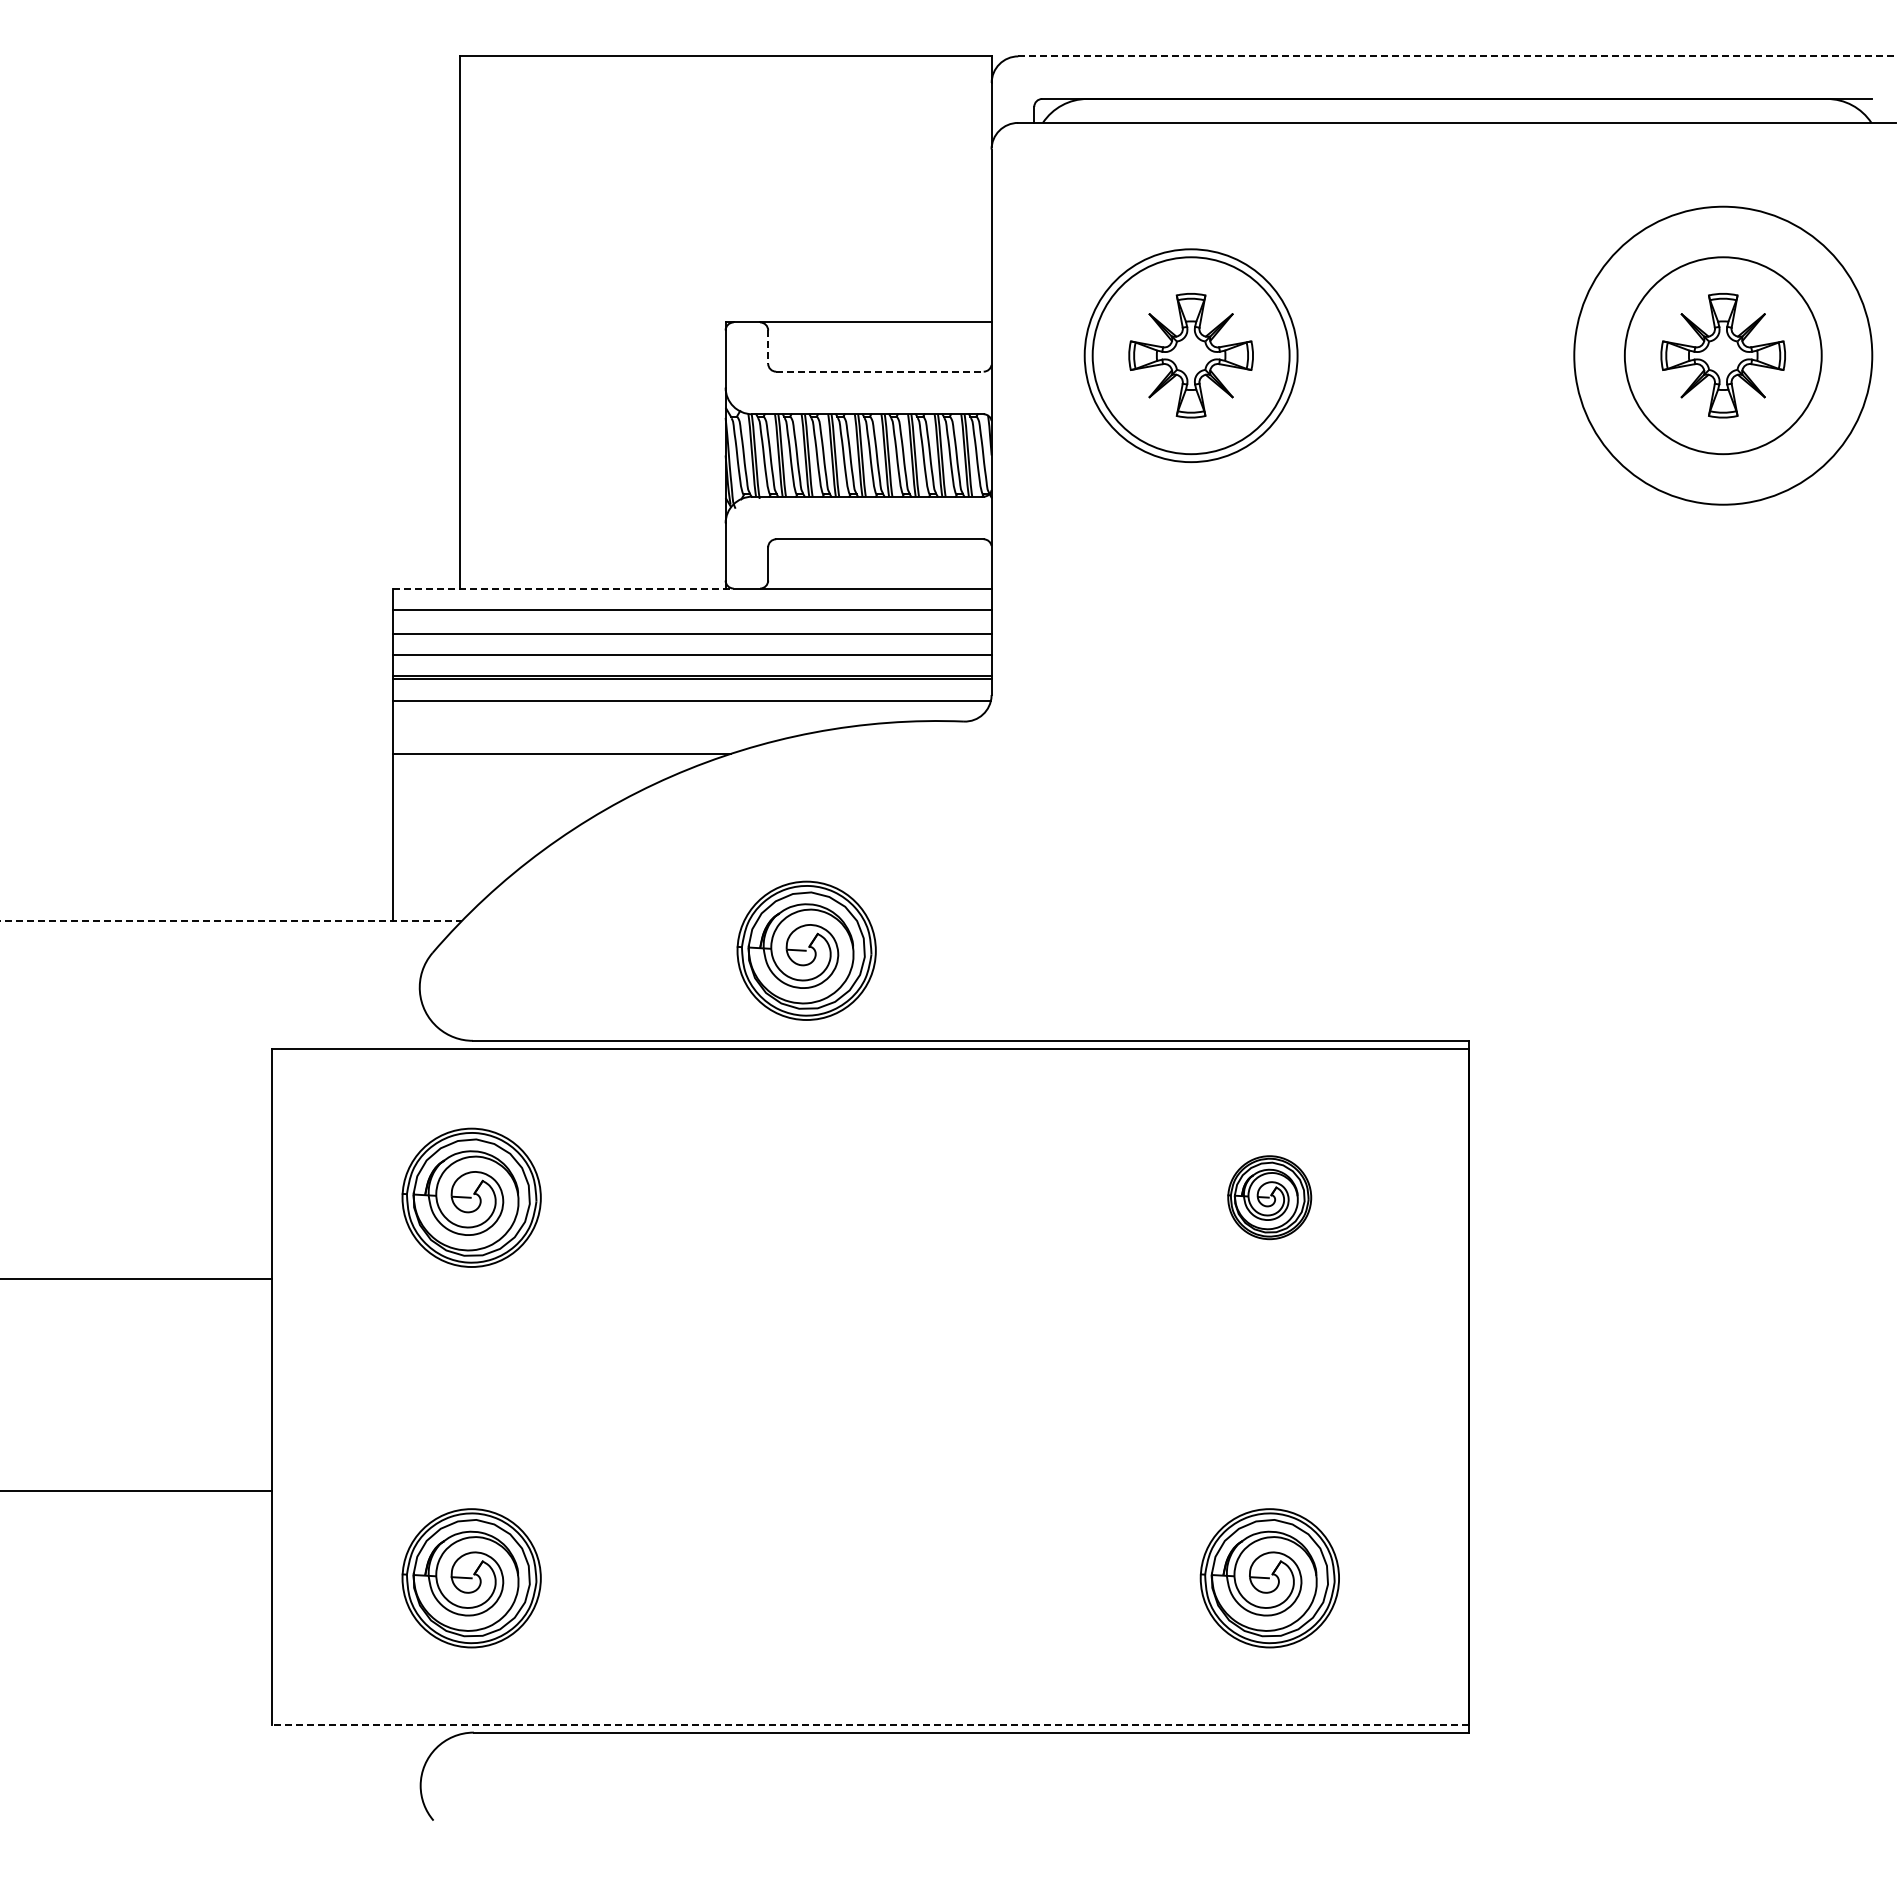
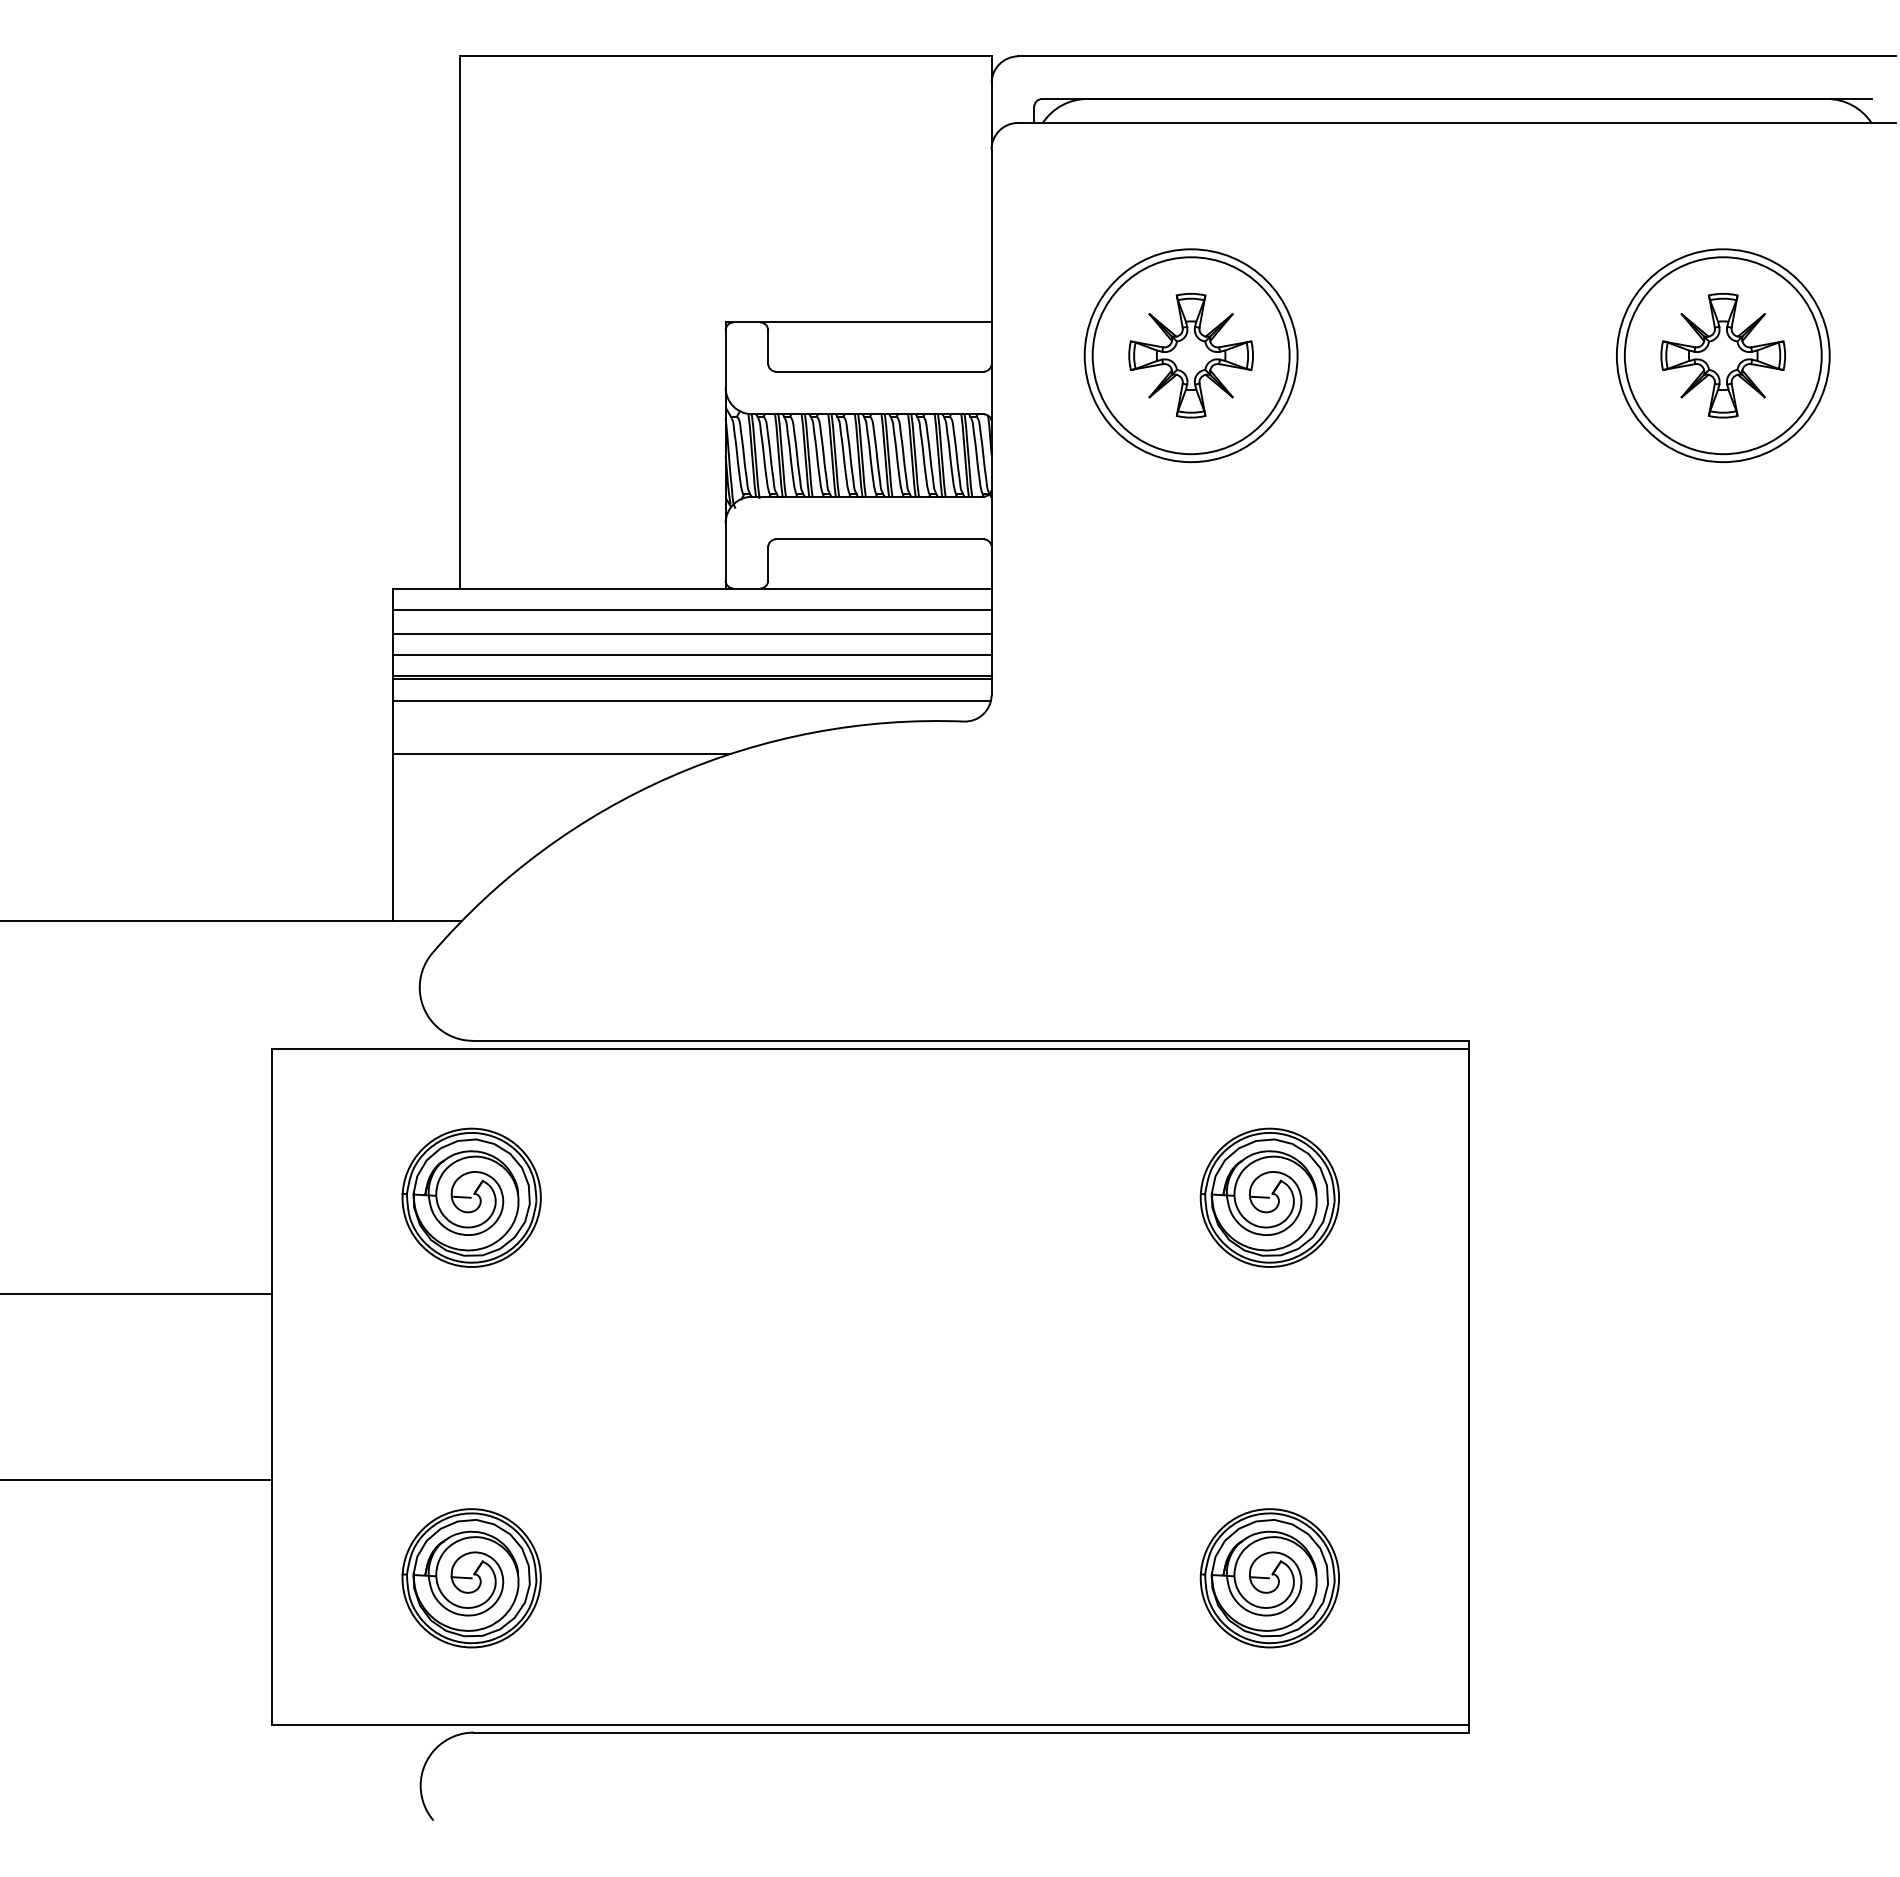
line: dashed -> solid (1457, 56)
line: dashed -> solid (768, 347)
circle diameter: 298 px -> 213 px (1722, 355)
line: dashed -> solid (879, 371)
line: dashed -> solid (563, 588)
line: dashed -> solid (230, 921)
part: present -> none (806, 950)
part size: 86x86 px -> 141x141 px (1269, 1197)
line position: (137, 1278) -> (137, 1293) (137, 1293)
line position: (137, 1490) -> (137, 1479) (137, 1479)
line: dashed -> solid (870, 1724)
